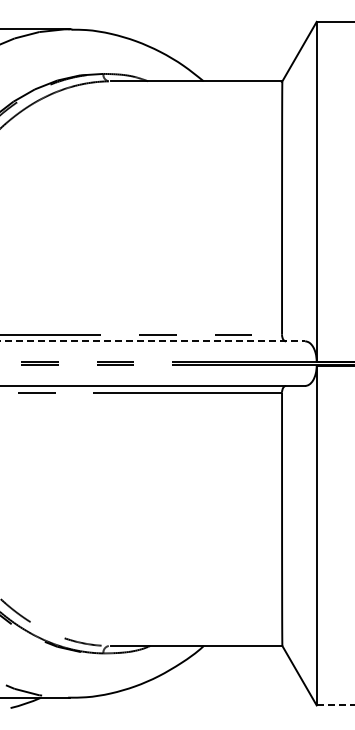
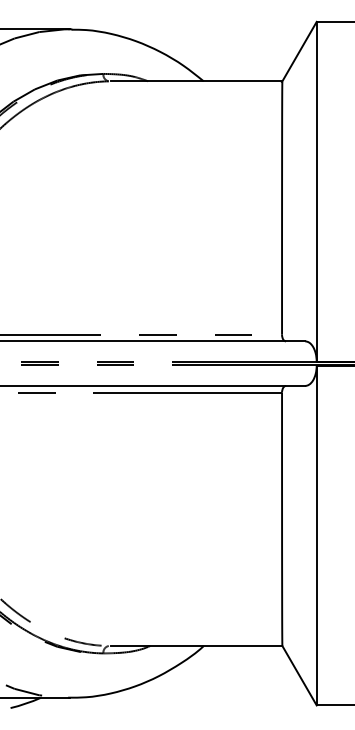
line: dashed -> solid (153, 341)
line: dashed -> solid (335, 705)
